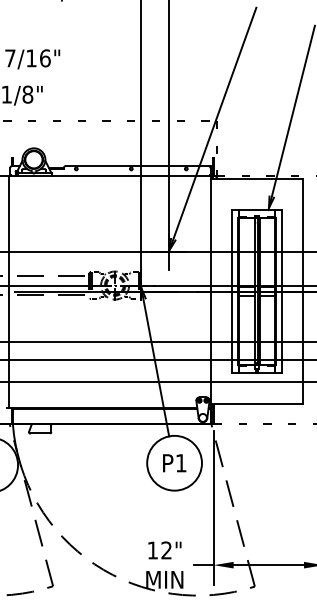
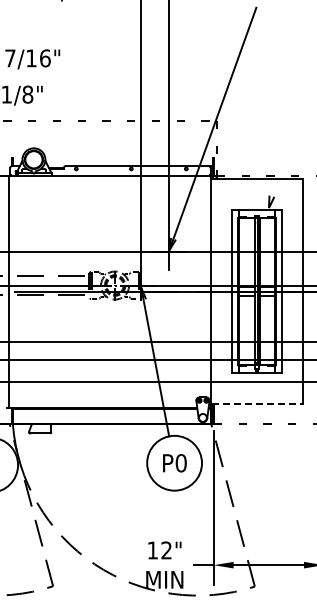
line: present -> none (290, 119)
line: solid -> dashed (257, 404)
text: P1 -> P0 (180, 463)
